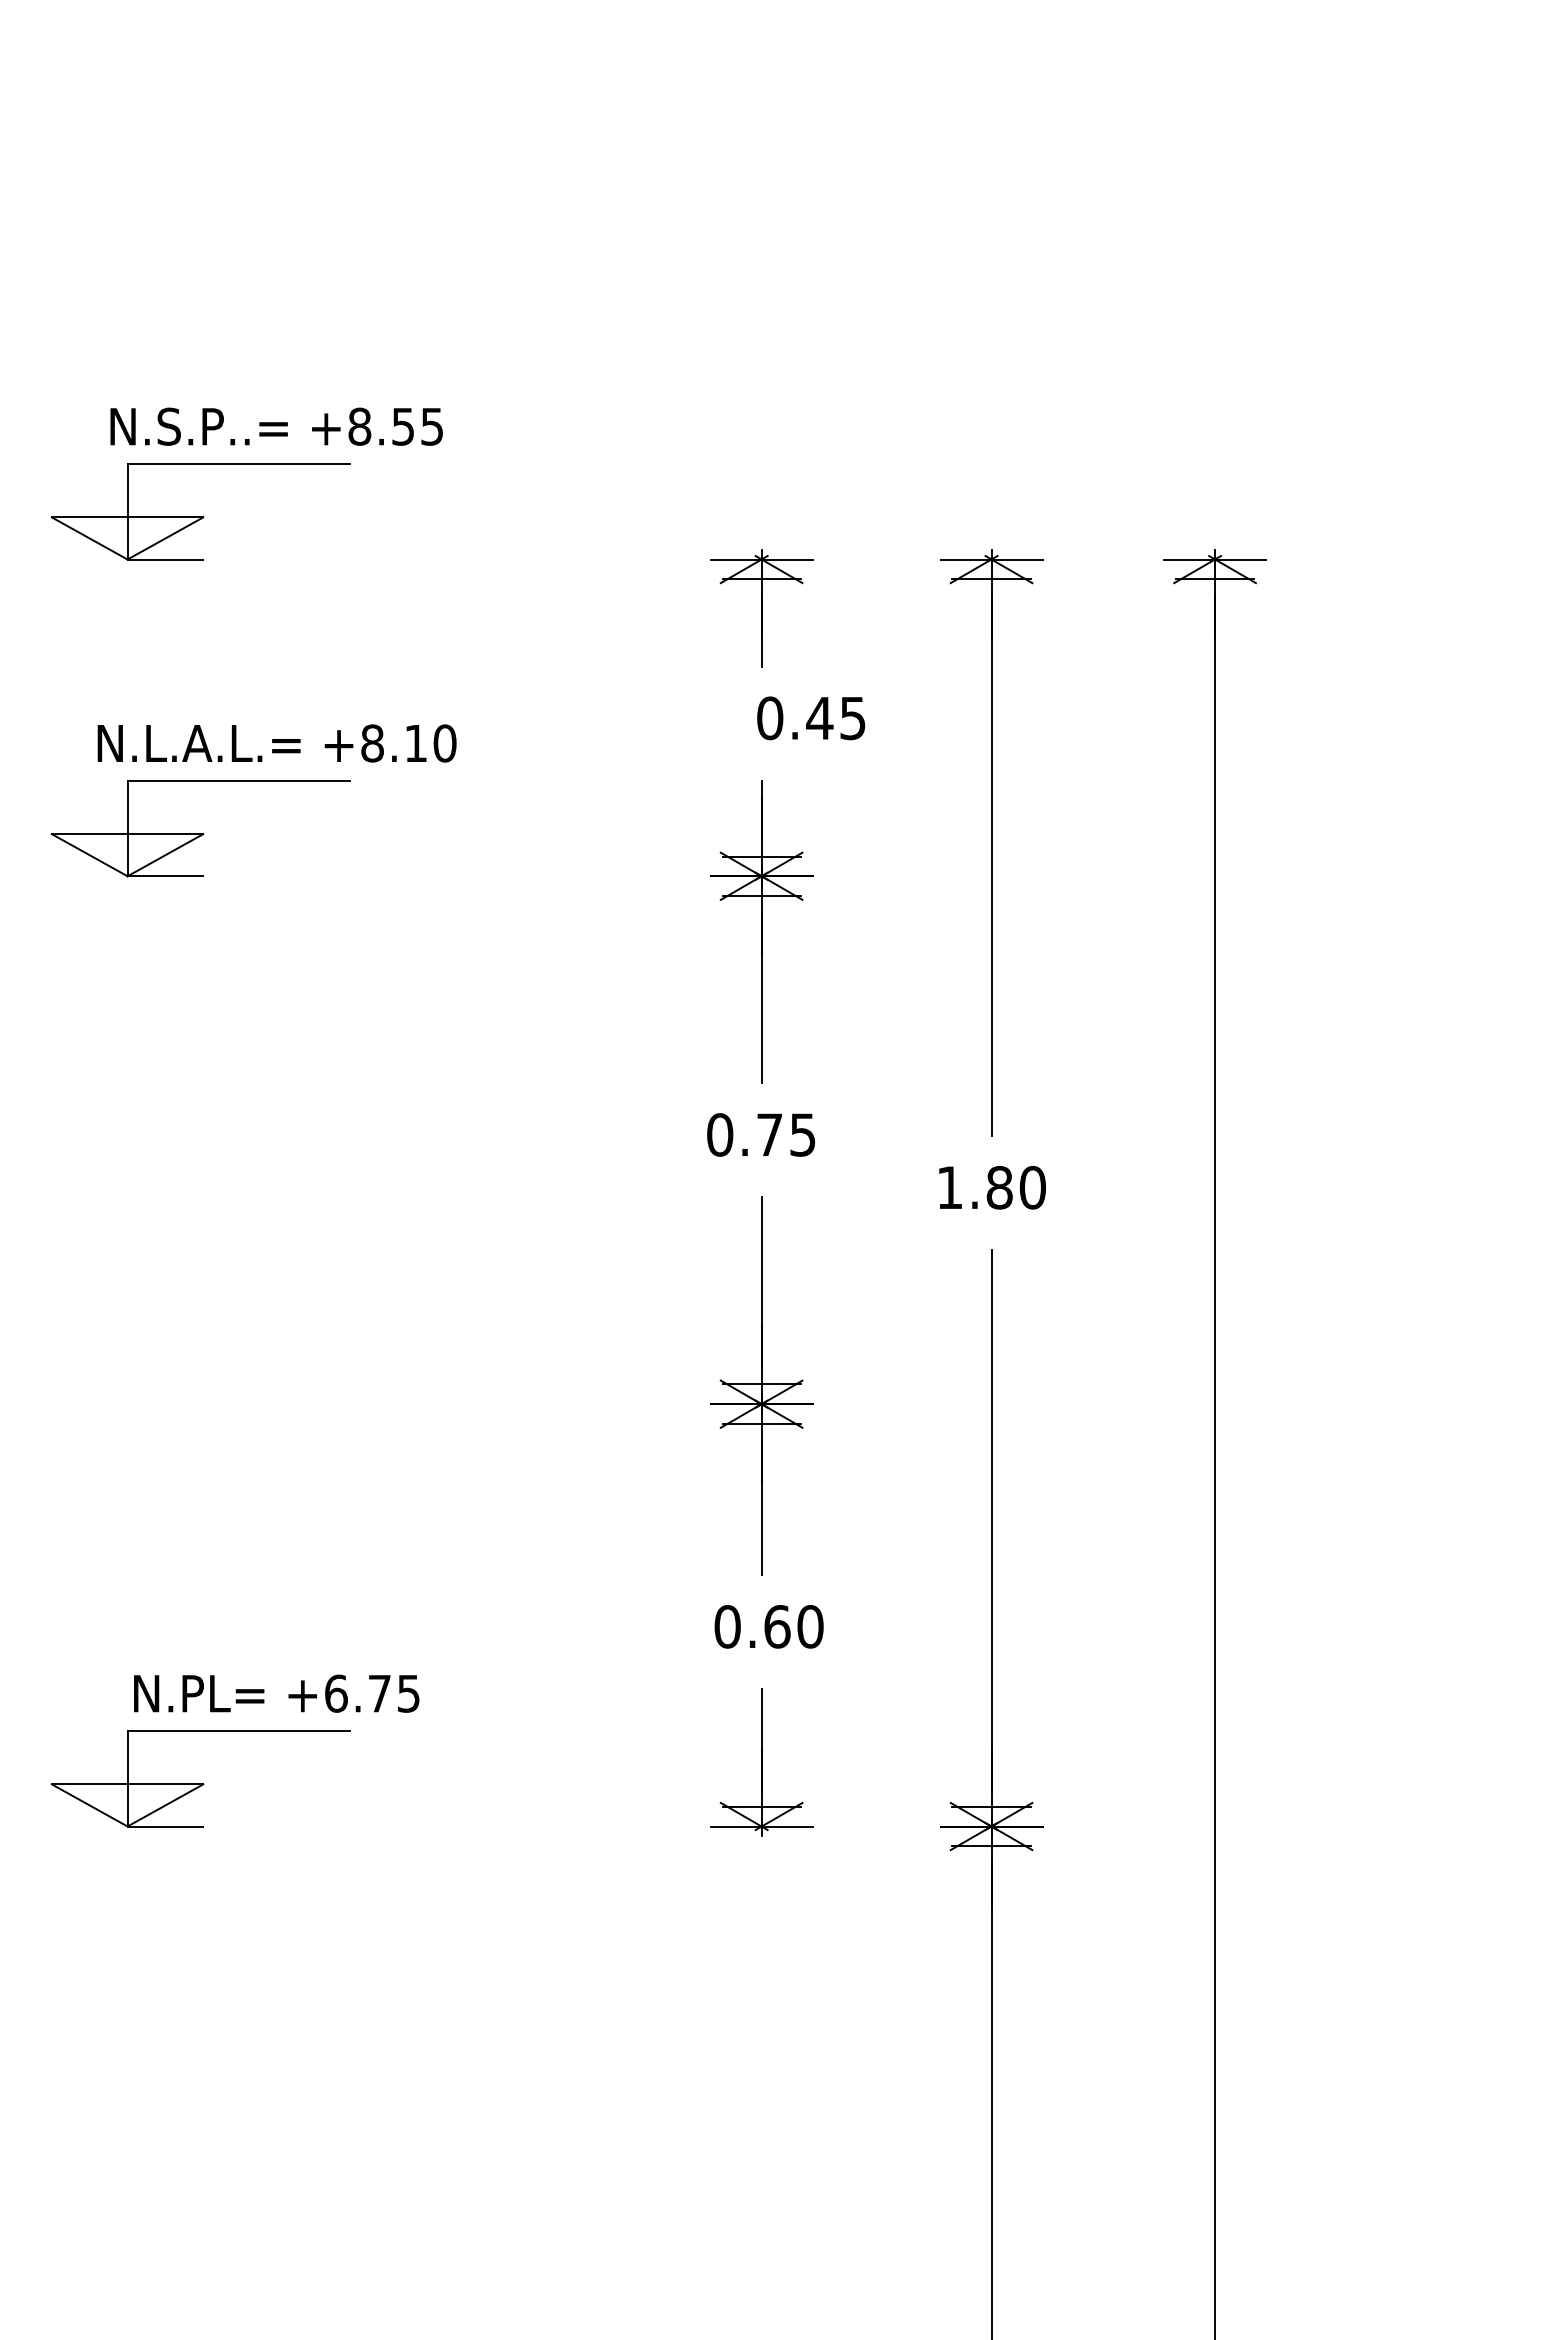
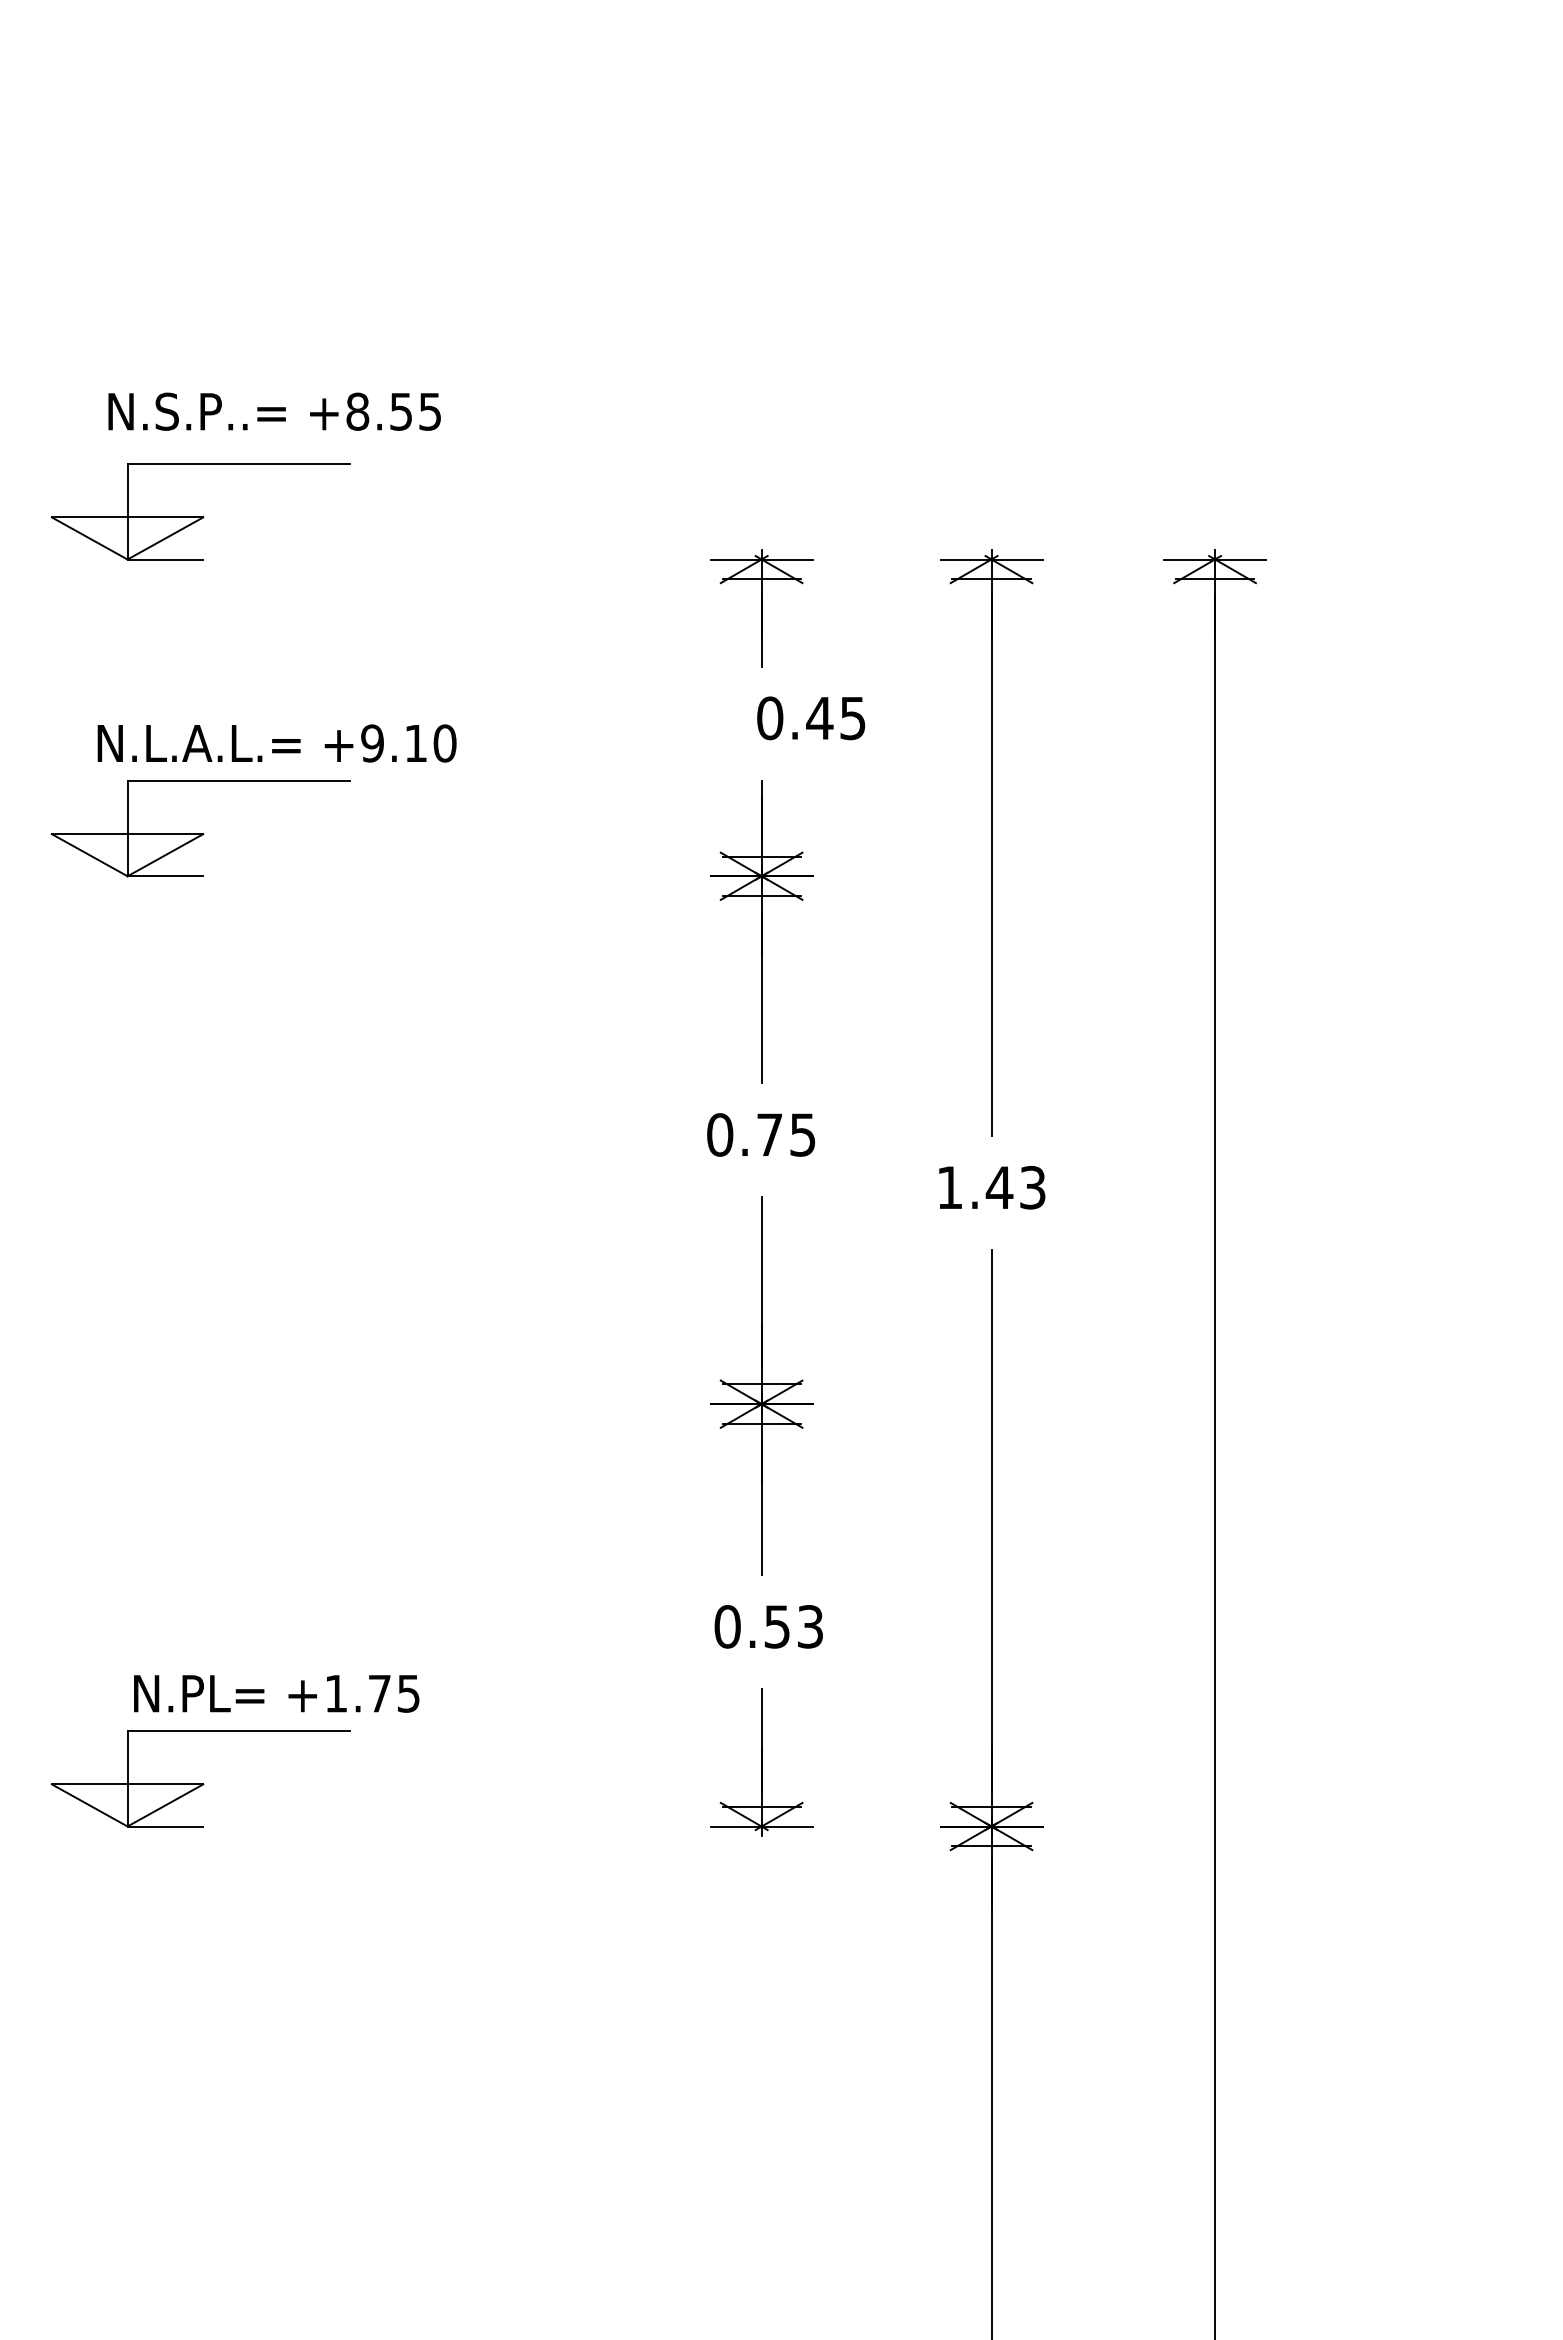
text position: (276, 426) -> (274, 411) (274, 411)
text: +8.10 -> +9.10 (372, 743)
text: 1.80 -> 1.43 (1015, 1187)
text: 0.60 -> 0.53 (793, 1626)
text: +6.75 -> +1.75 (336, 1693)
